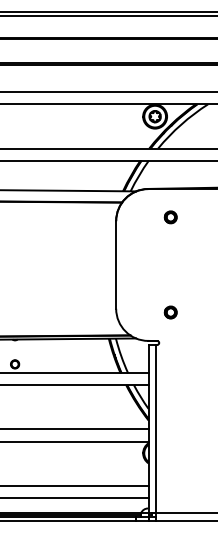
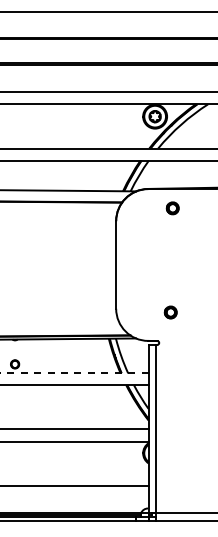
line: present -> none (108, 16)
part position: (170, 217) -> (172, 208) (172, 208)
line: solid -> dashed (74, 373)
line: present -> none (75, 497)
